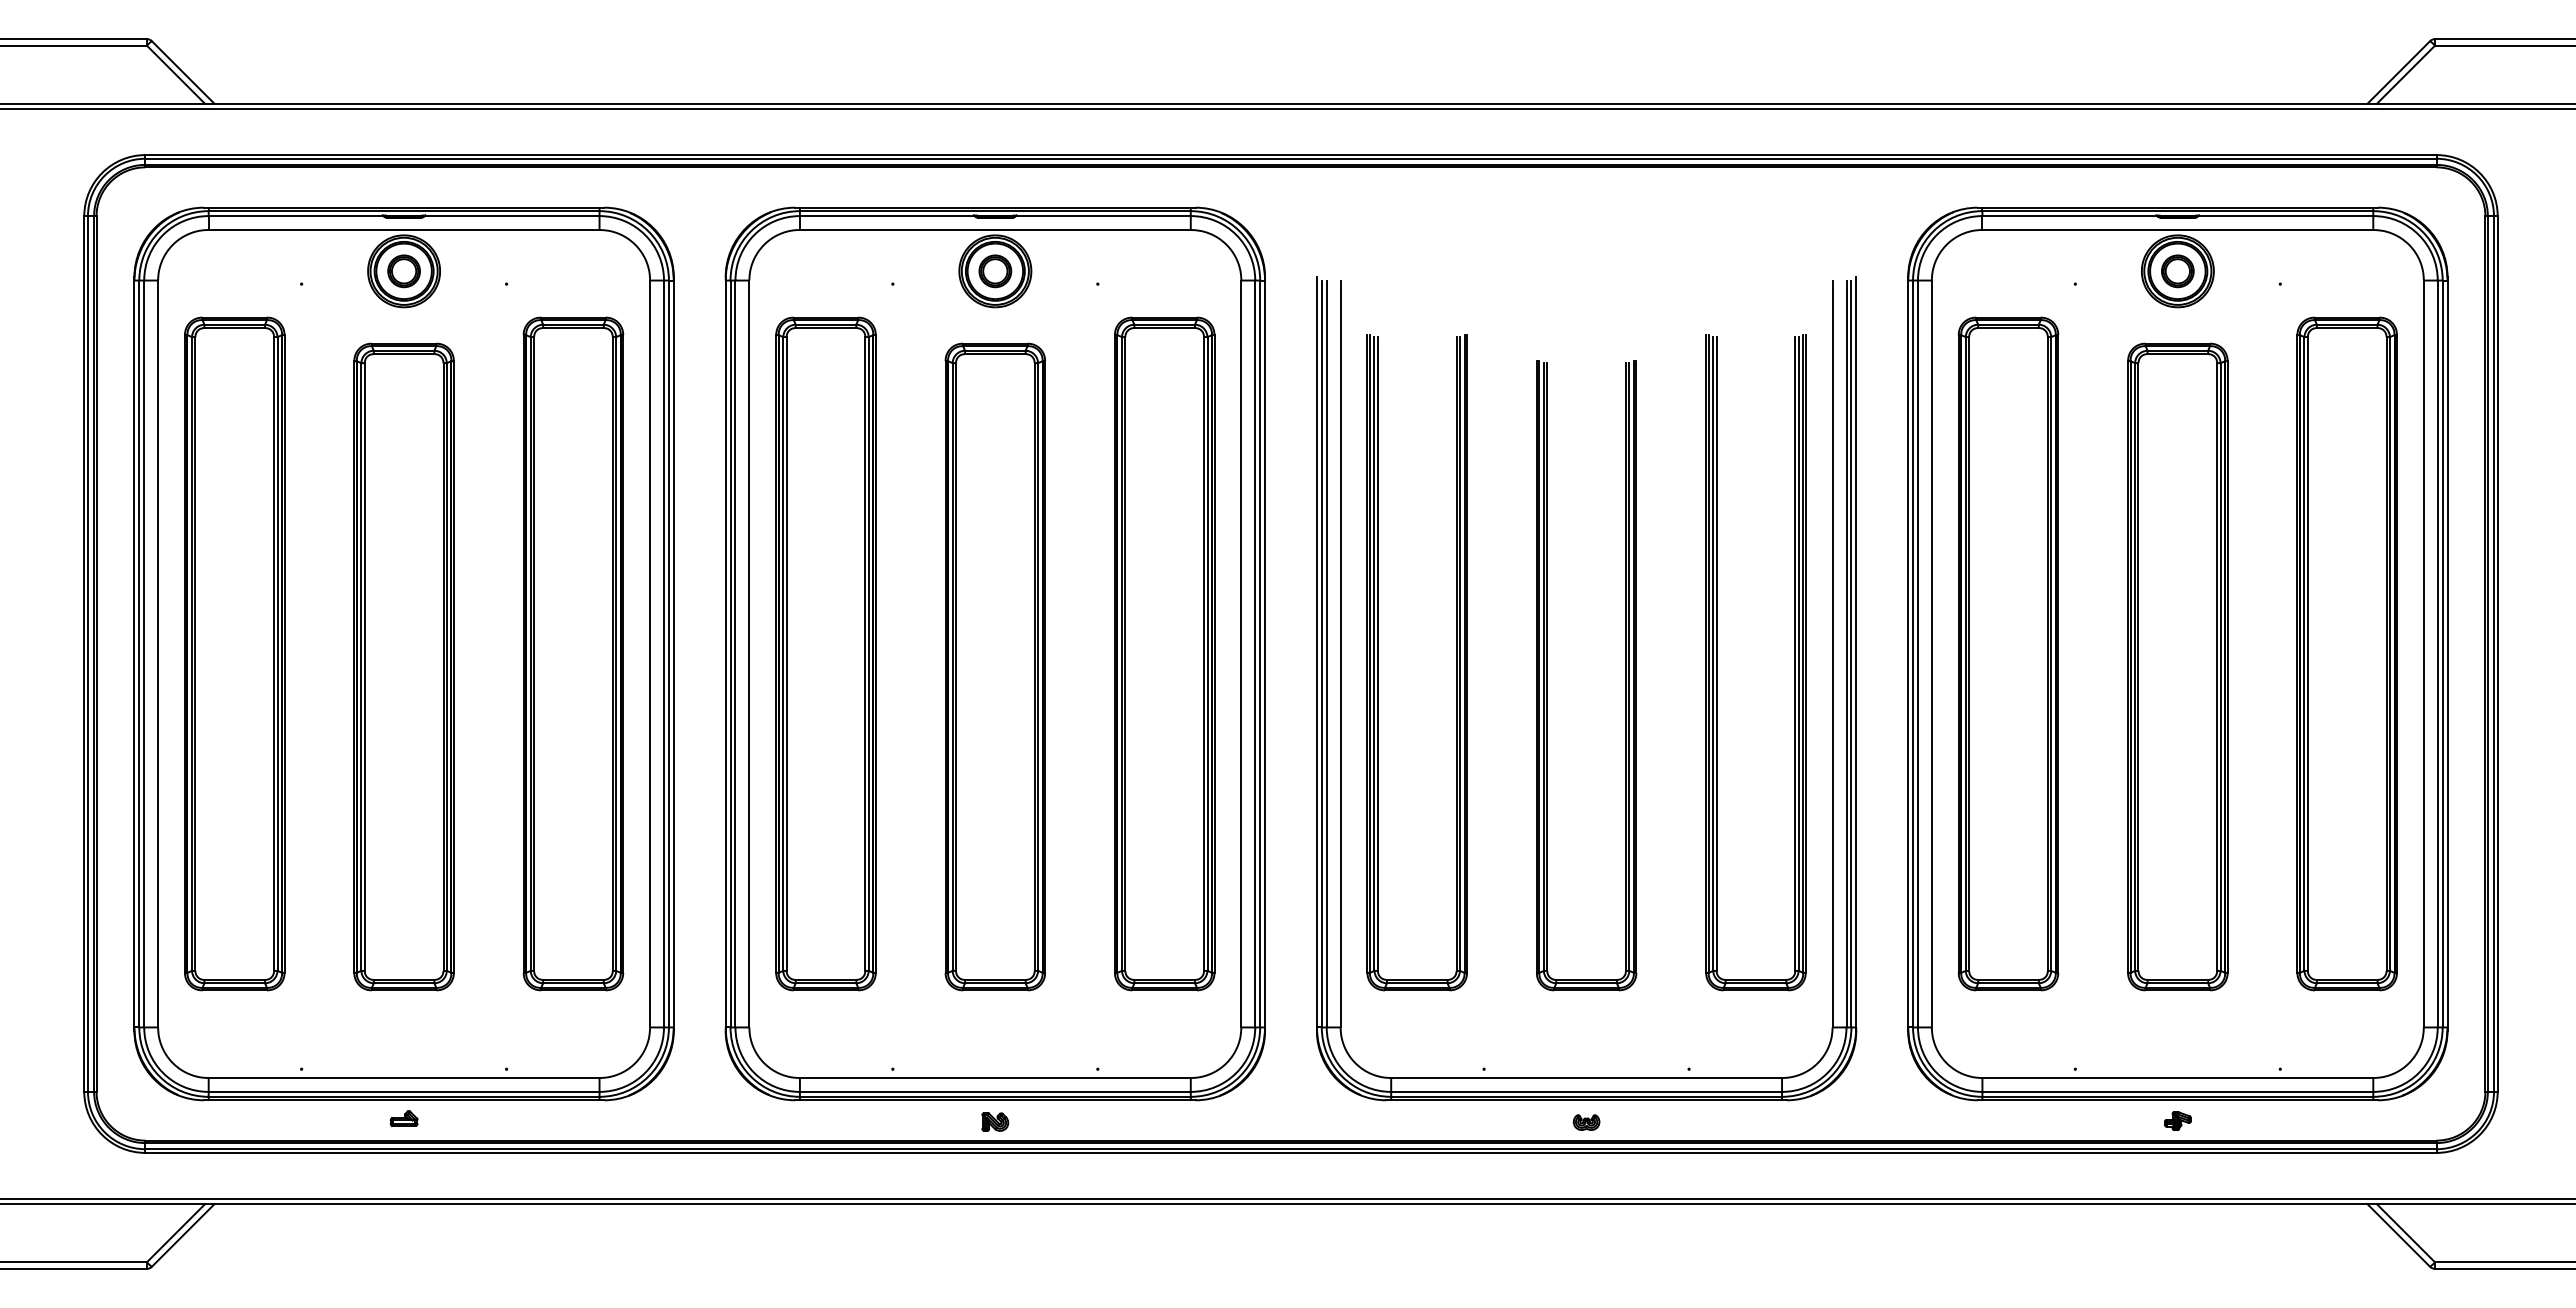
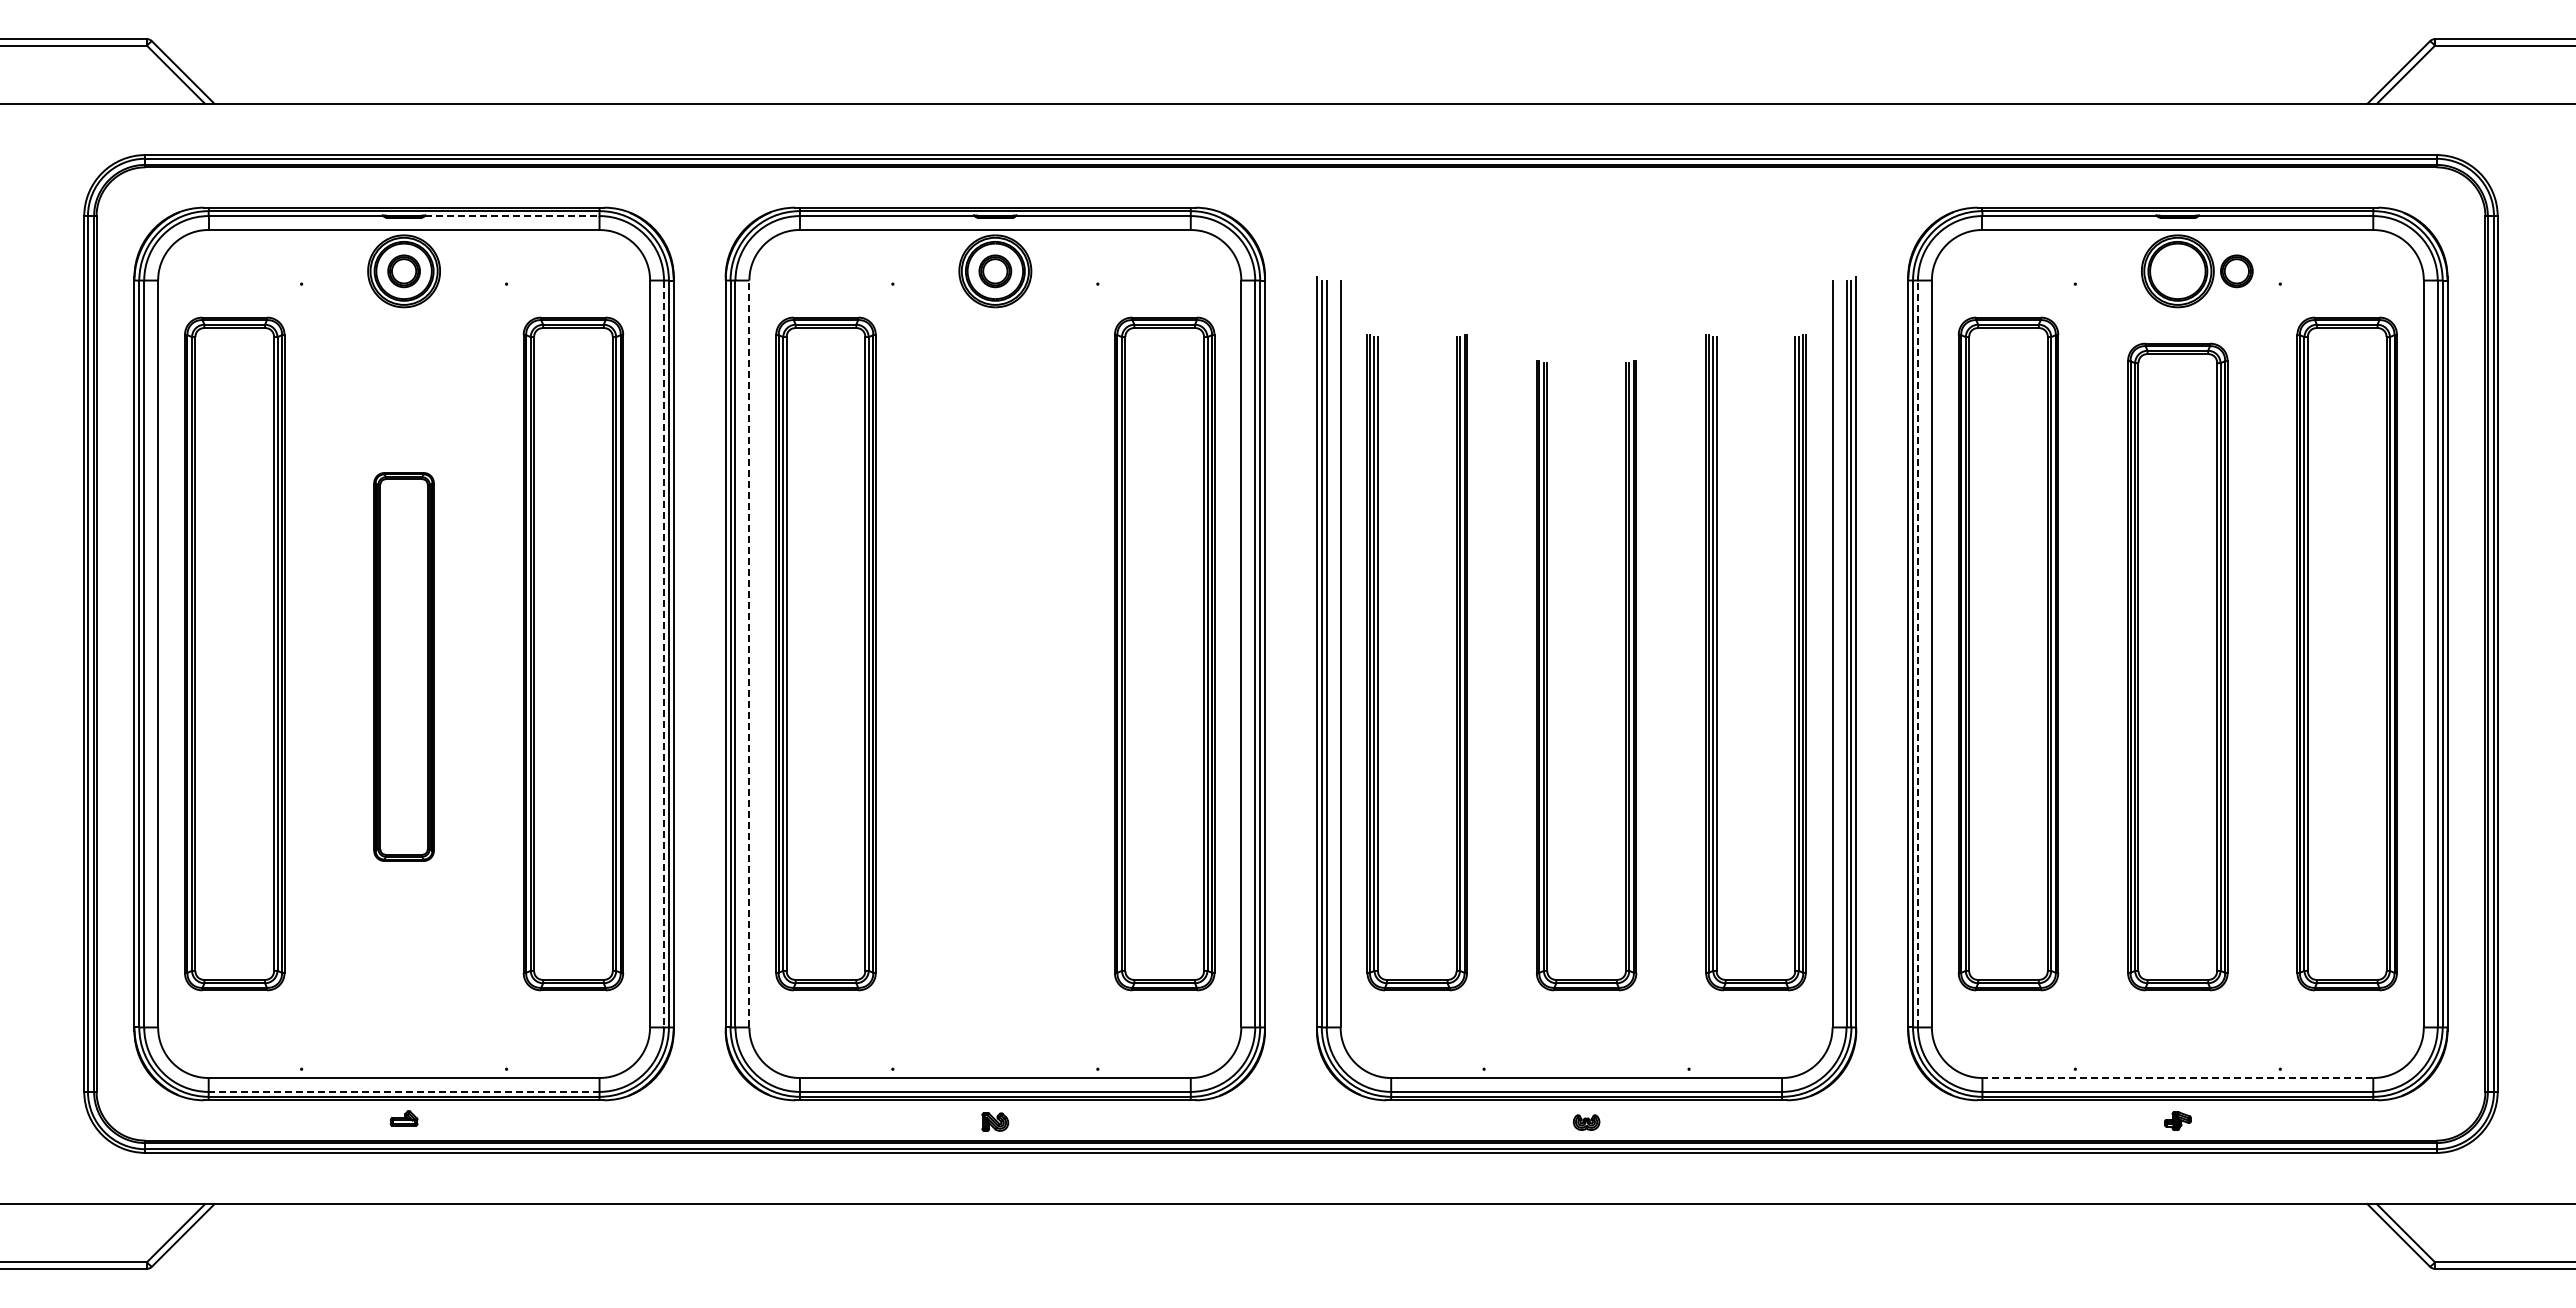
line: present -> none (1287, 109)
line: solid -> dashed (512, 216)
part position: (2177, 271) -> (2236, 271) (2236, 271)
line: solid -> dashed (749, 653)
line: solid -> dashed (1917, 653)
line: solid -> dashed (664, 654)
part size: 102x650 px -> 62x390 px (403, 666)
part: present -> none (994, 666)
line: solid -> dashed (2177, 1078)
line: solid -> dashed (403, 1091)
line: present -> none (1287, 1198)
